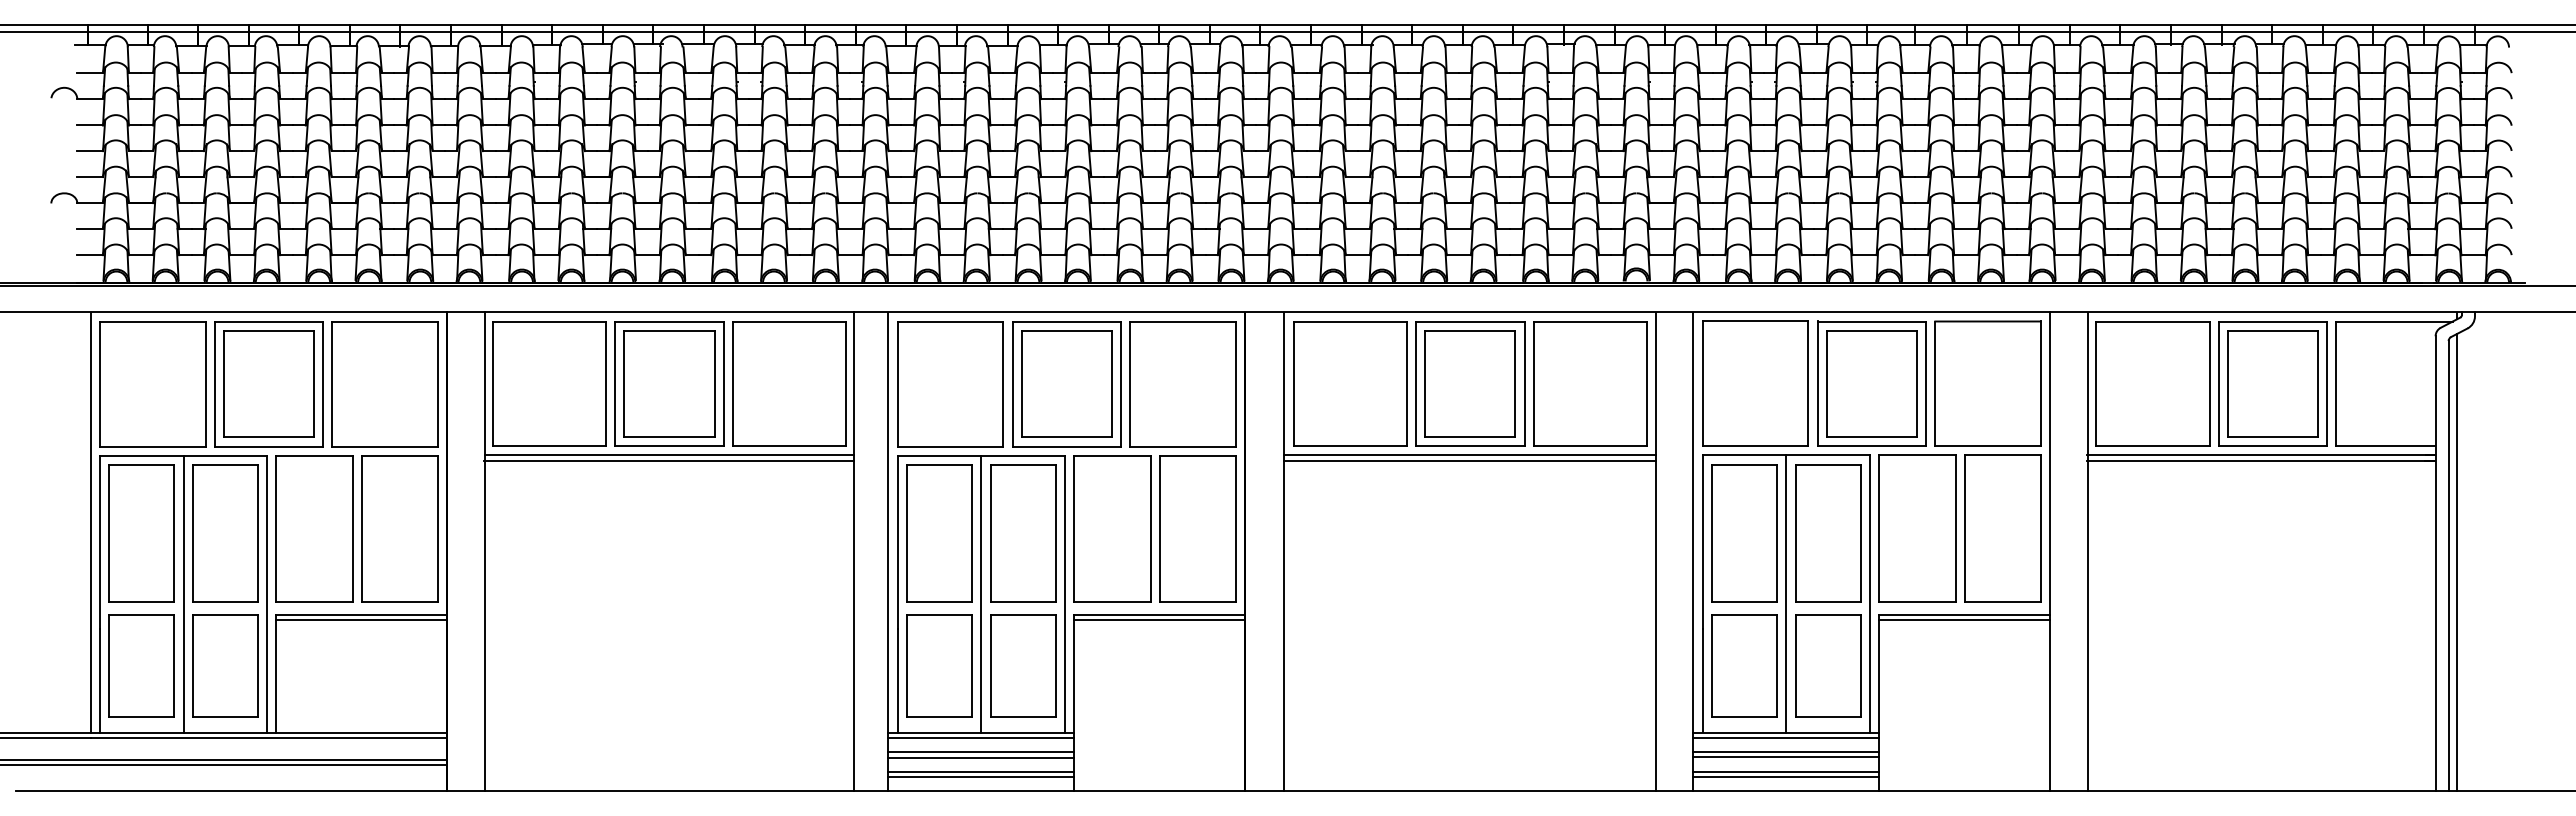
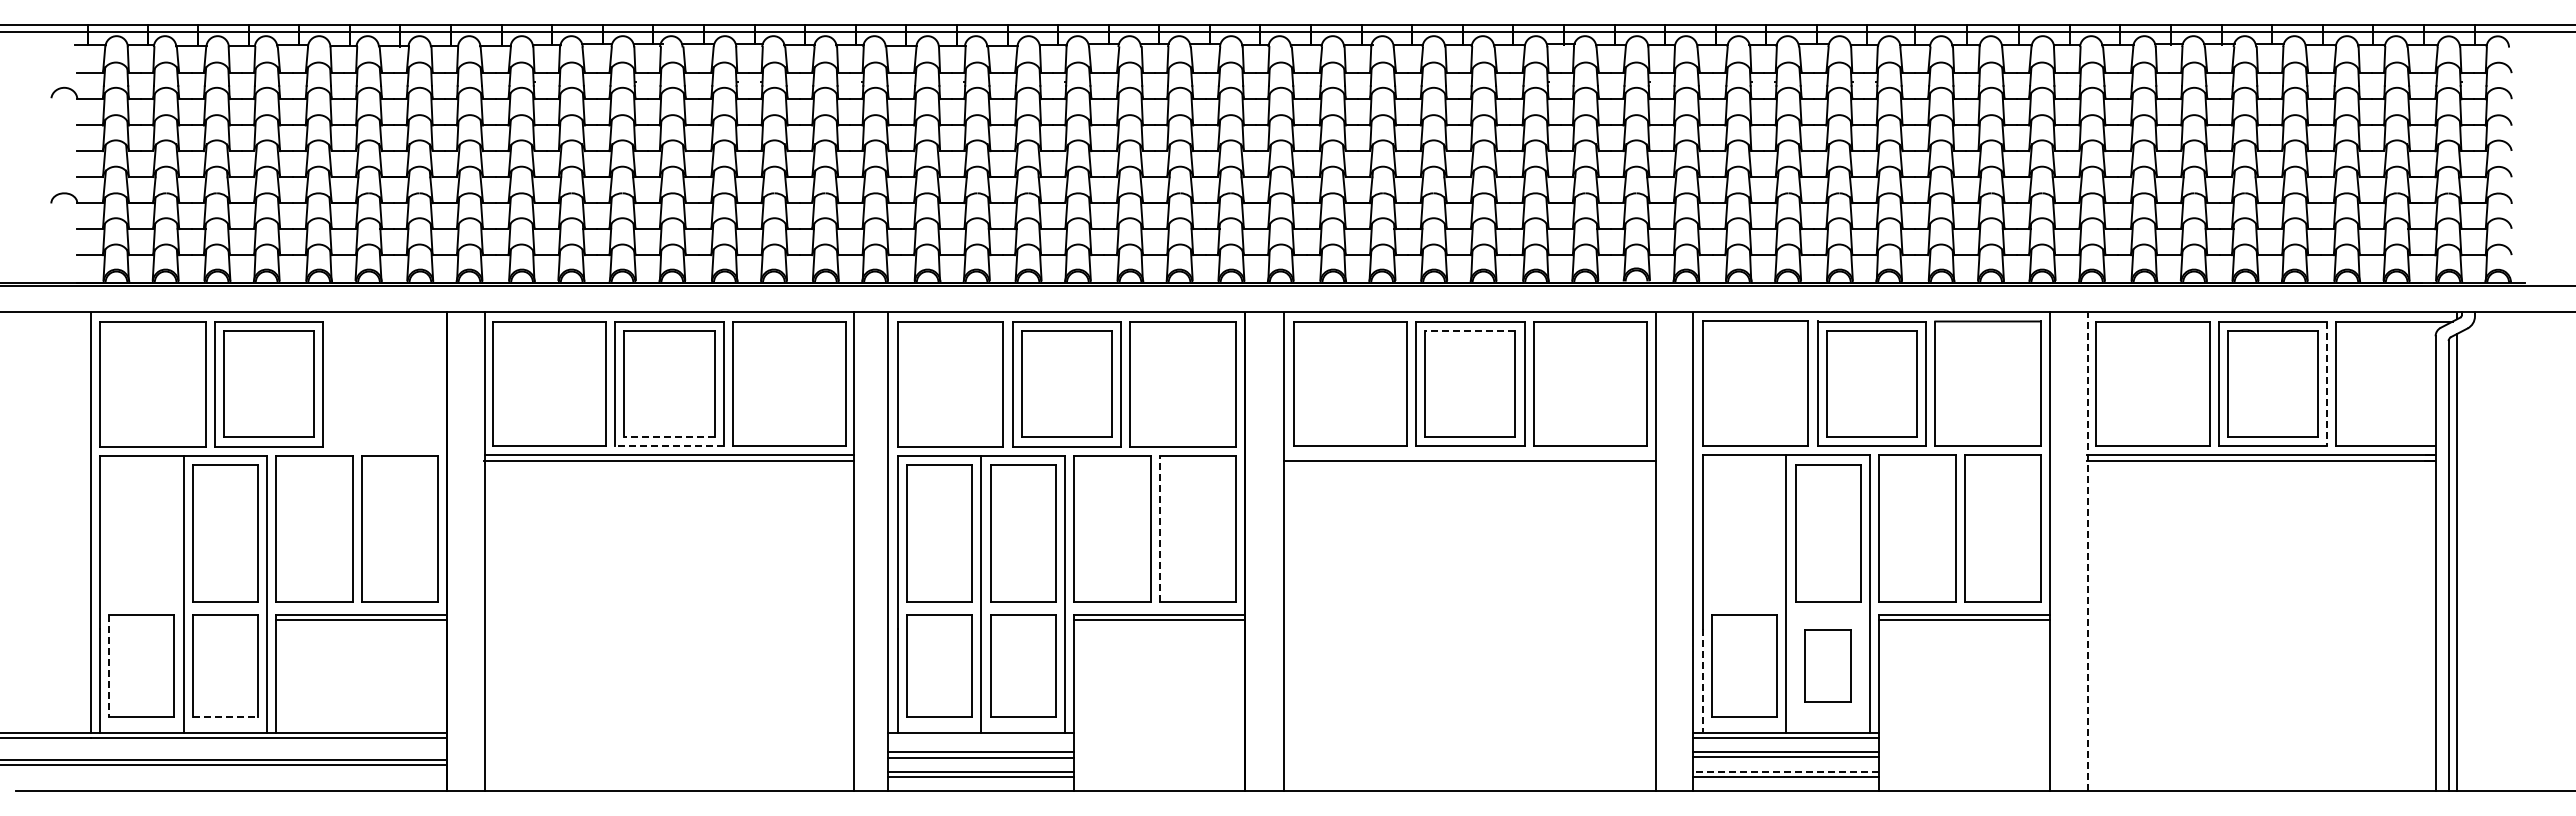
line: solid -> dashed (1469, 330)
part: present -> none (384, 384)
line: solid -> dashed (2327, 384)
line: solid -> dashed (668, 437)
line: solid -> dashed (668, 446)
line: present -> none (1470, 455)
line: solid -> dashed (1160, 528)
part: present -> none (141, 533)
part: present -> none (1744, 533)
line: solid -> dashed (2088, 551)
part size: 67x104 px -> 48x74 px (1827, 665)
line: solid -> dashed (109, 666)
line: solid -> dashed (1702, 680)
line: solid -> dashed (225, 717)
line: present -> none (981, 738)
line: solid -> dashed (1786, 771)
